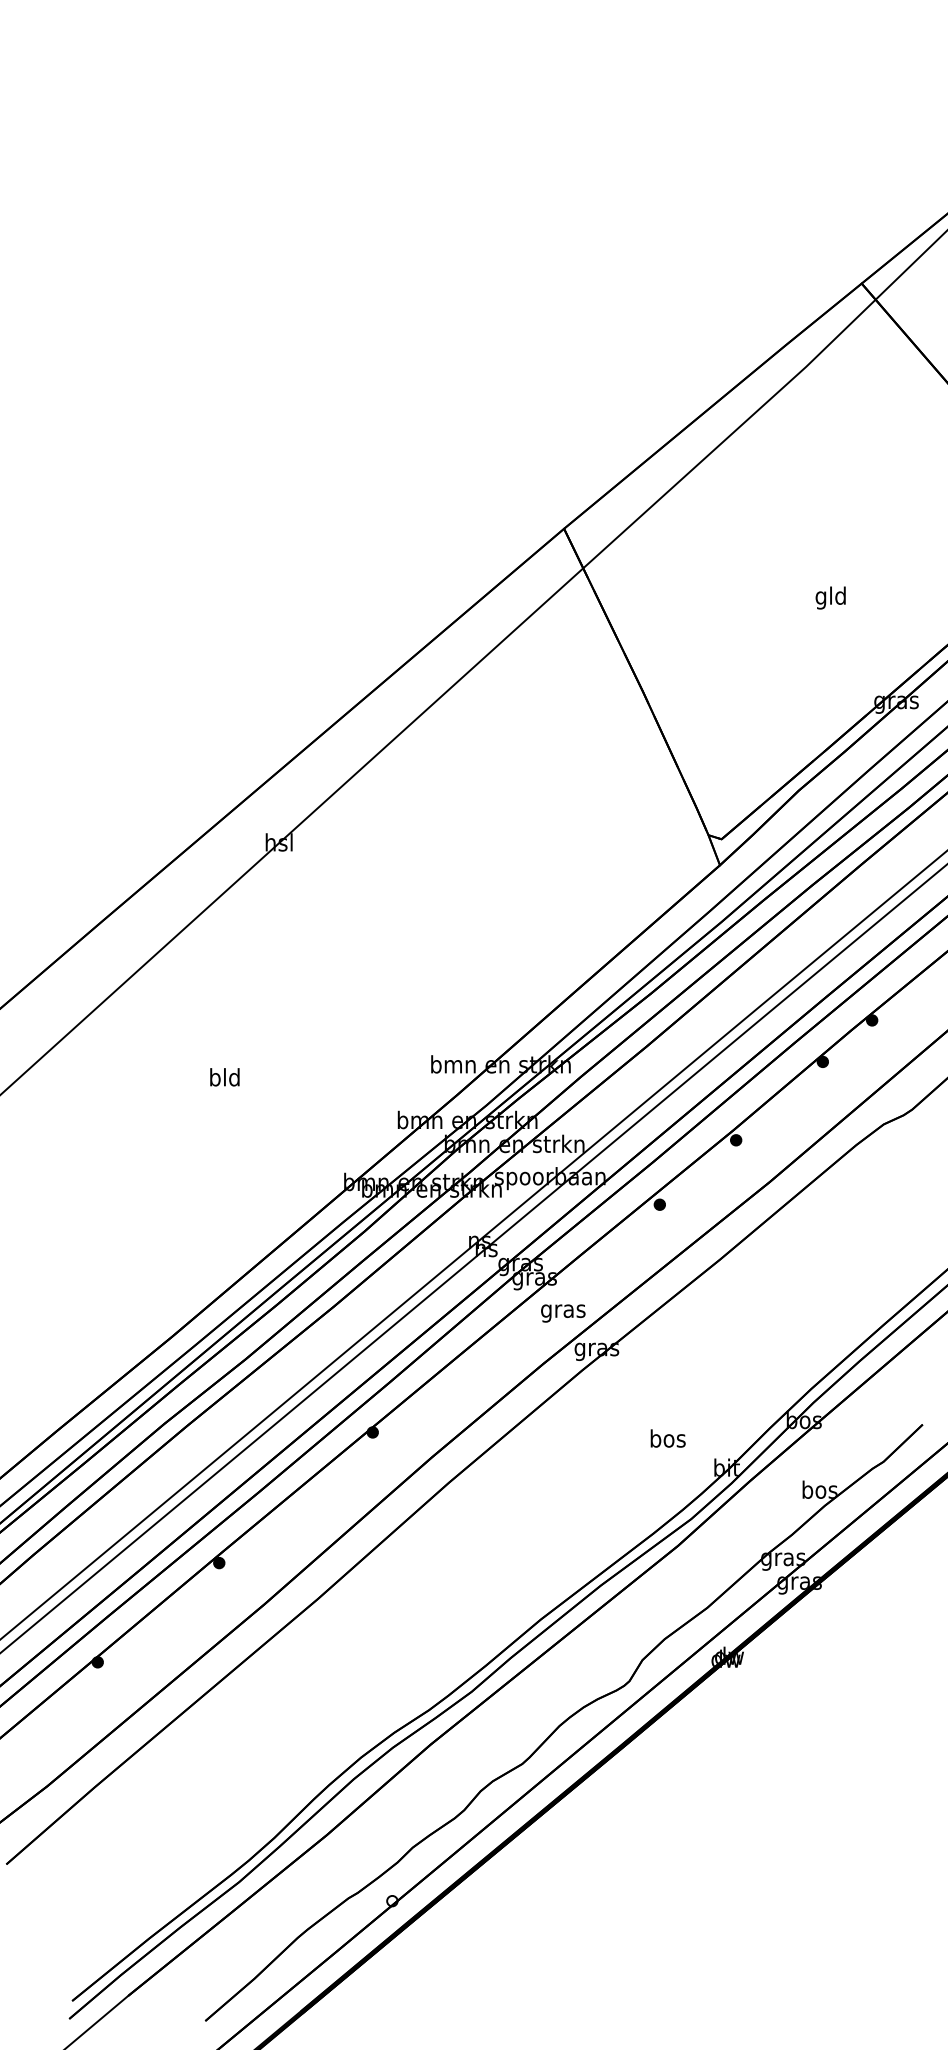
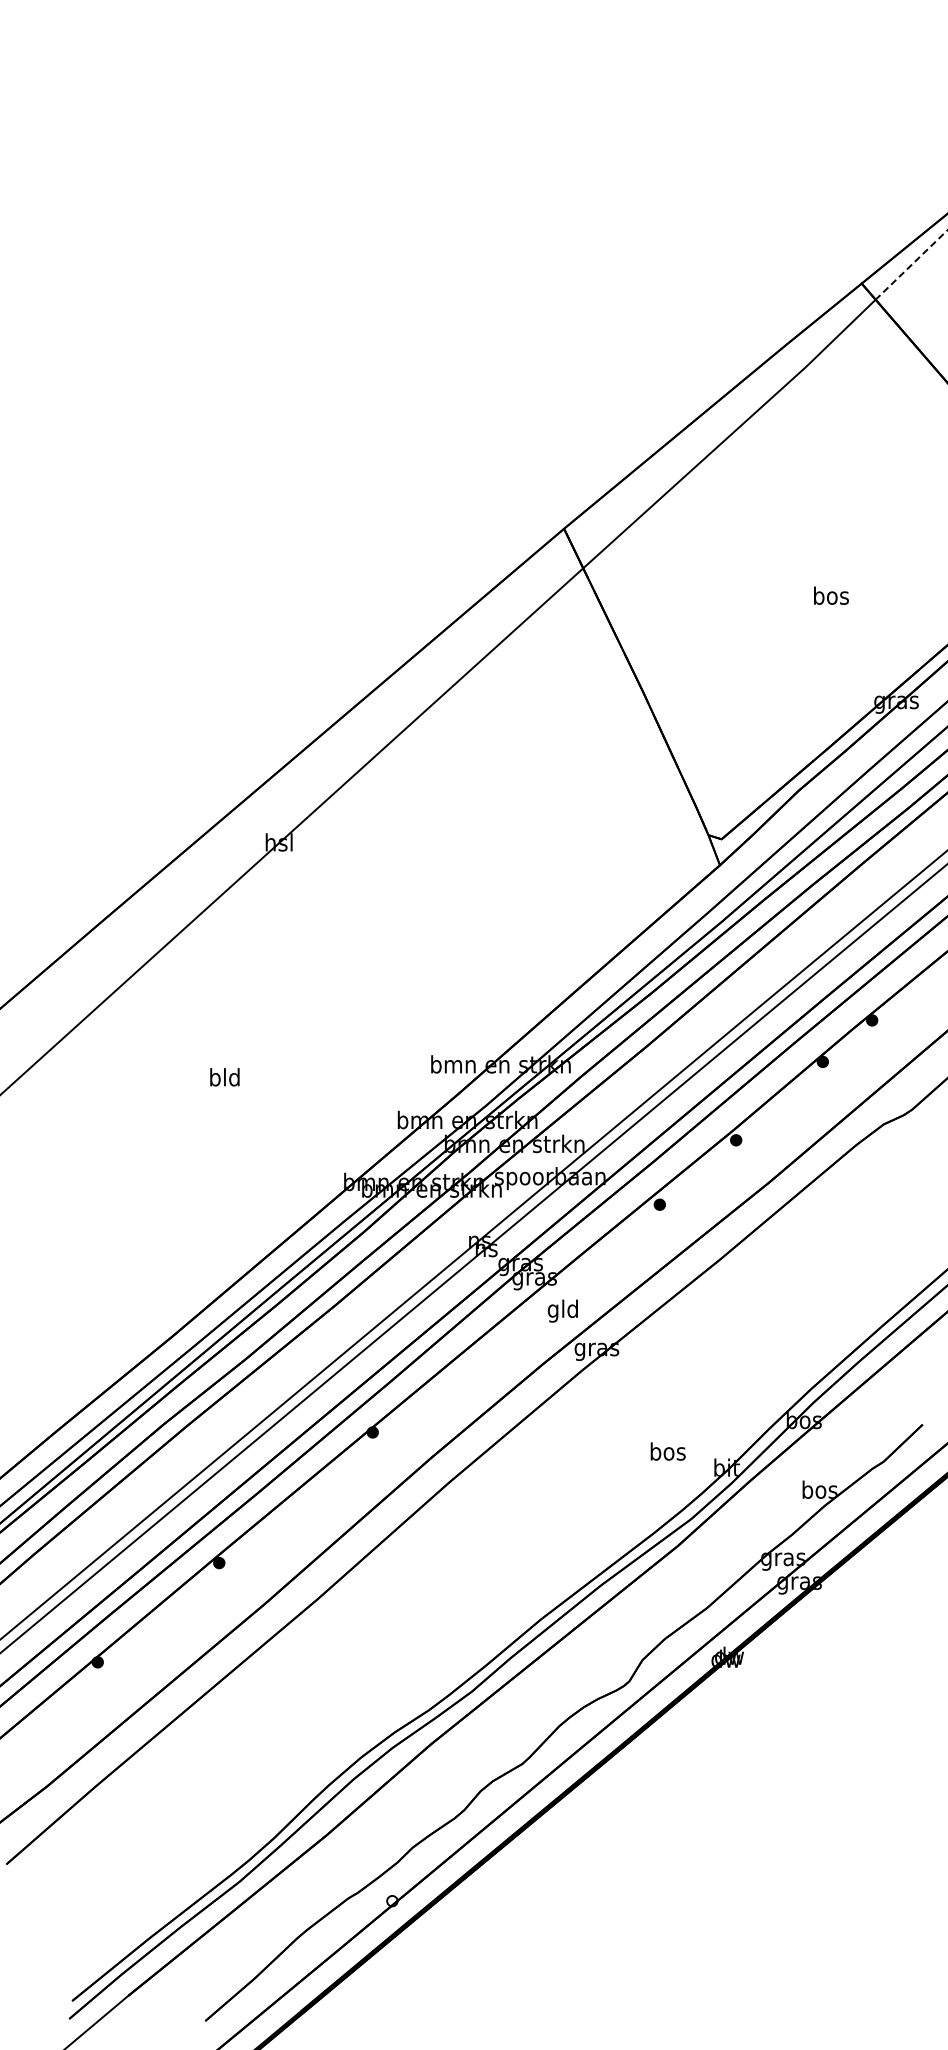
line: solid -> dashed (911, 265)
text: gld -> bos (831, 597)
text: gras -> gld (563, 1310)
text position: (667, 1438) -> (667, 1451) (667, 1451)
